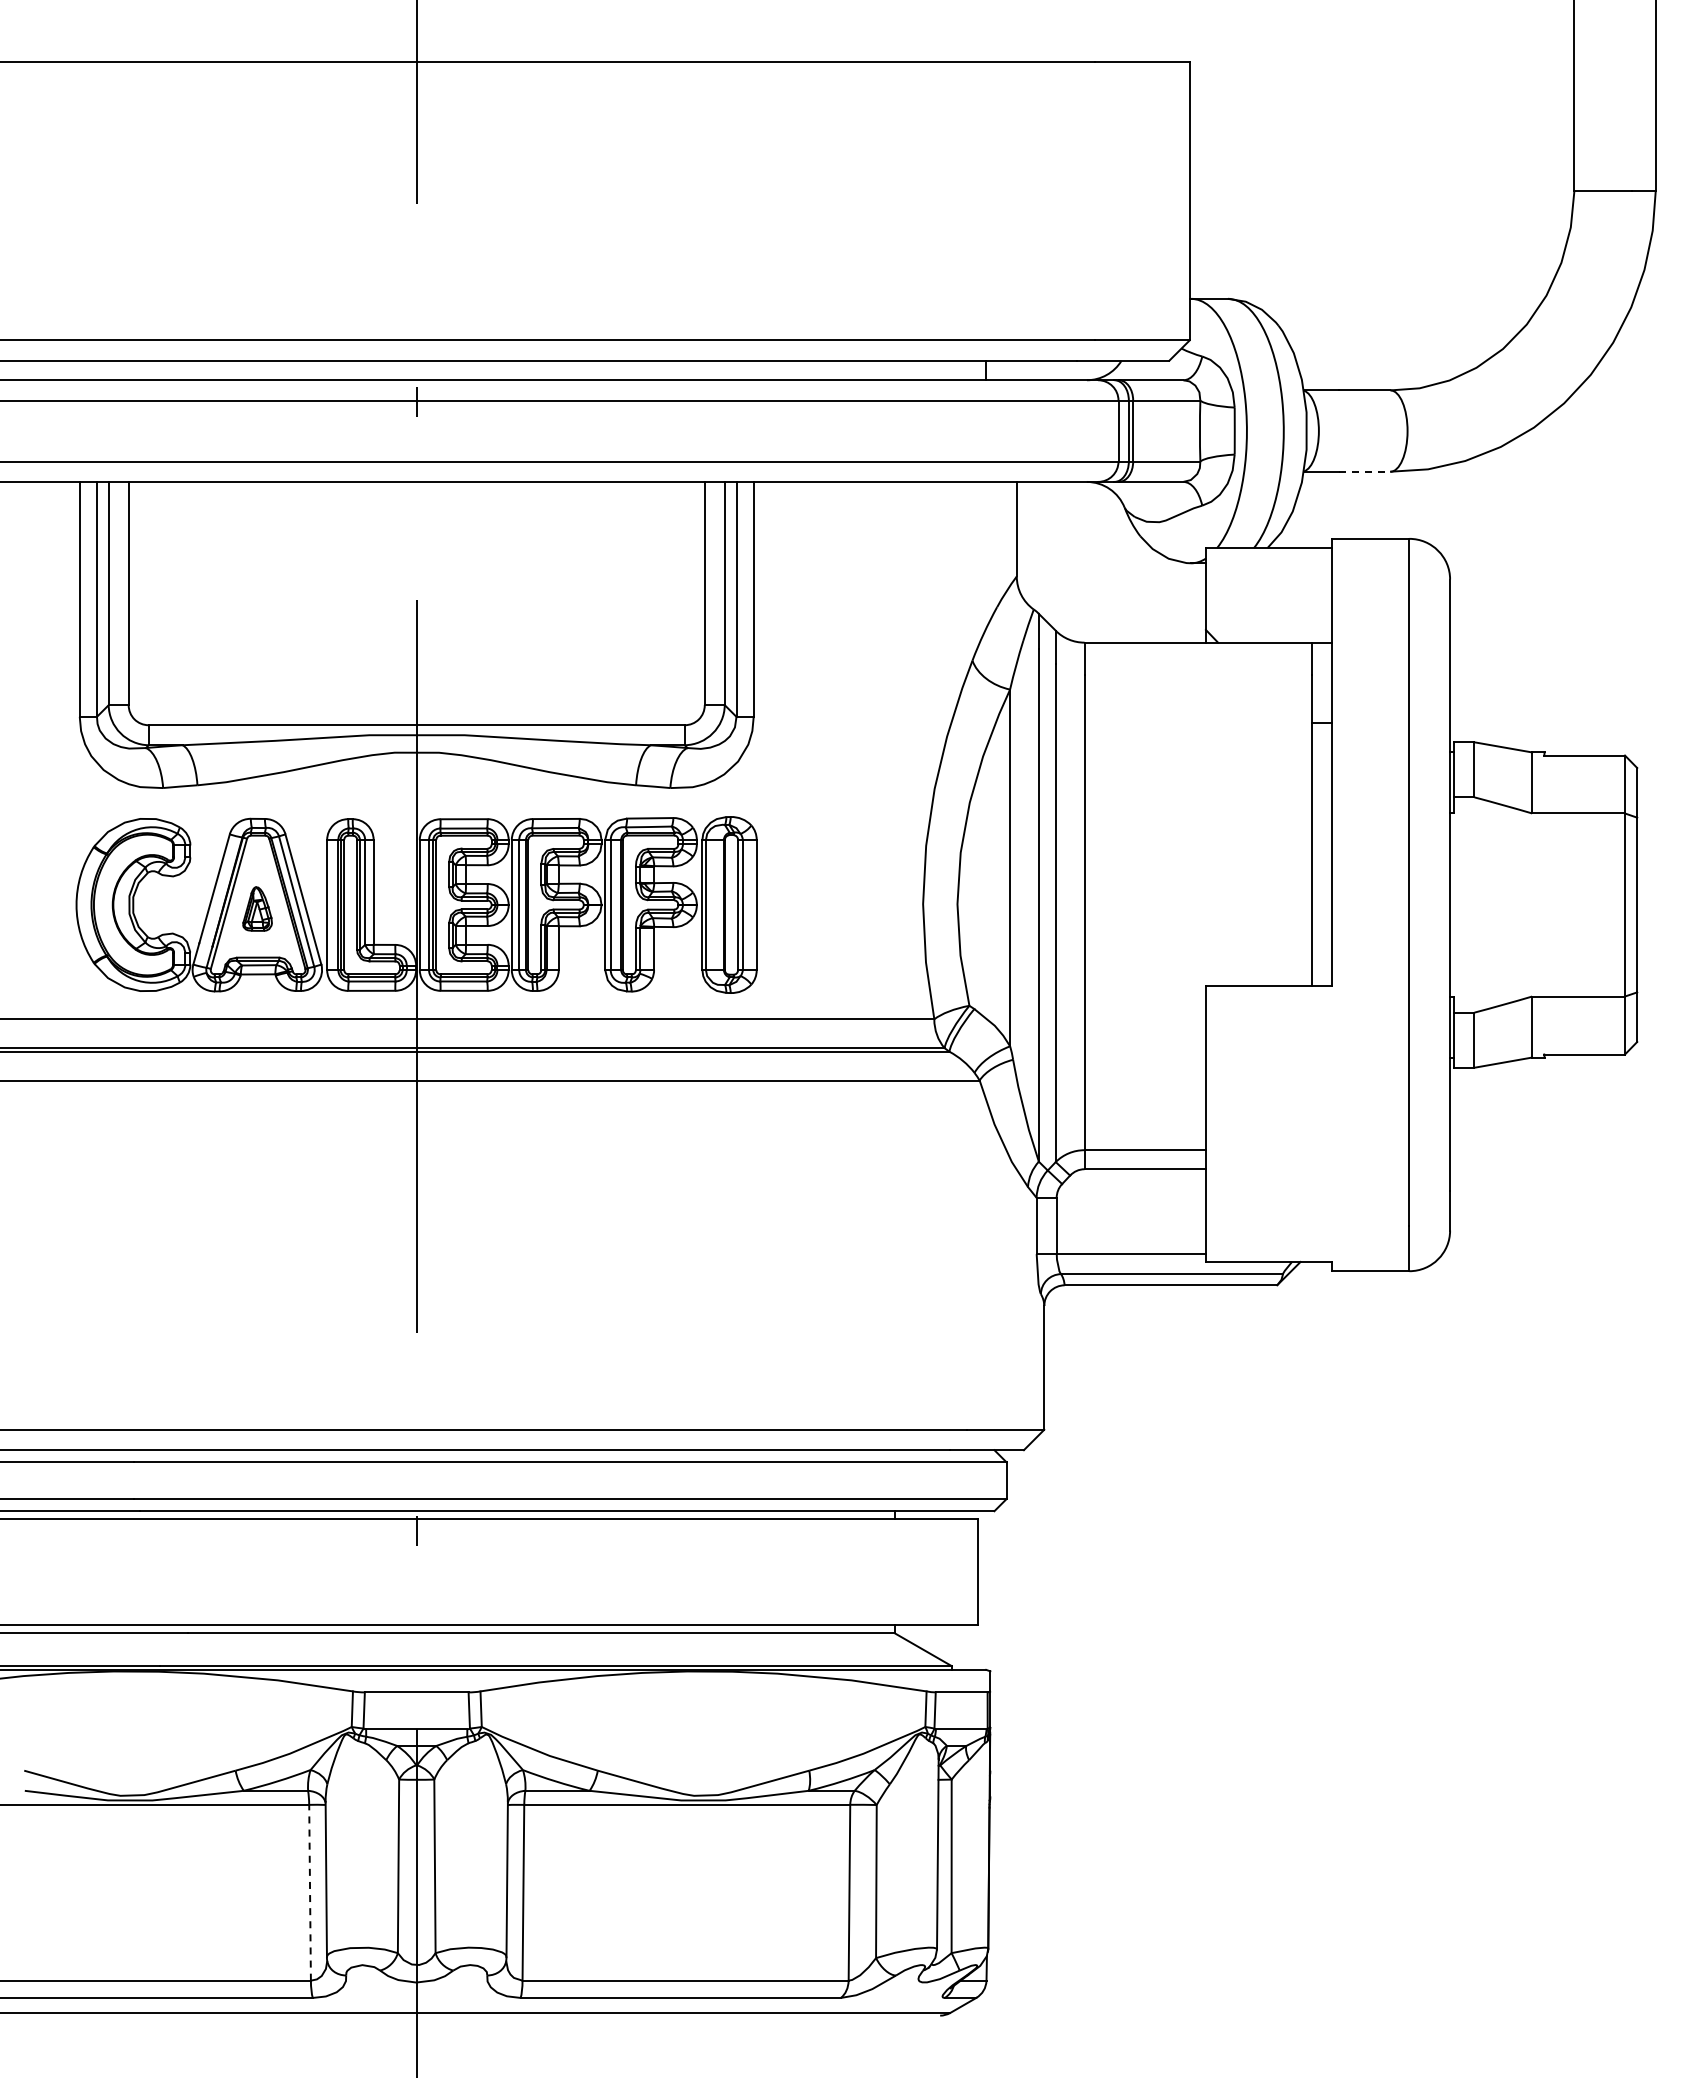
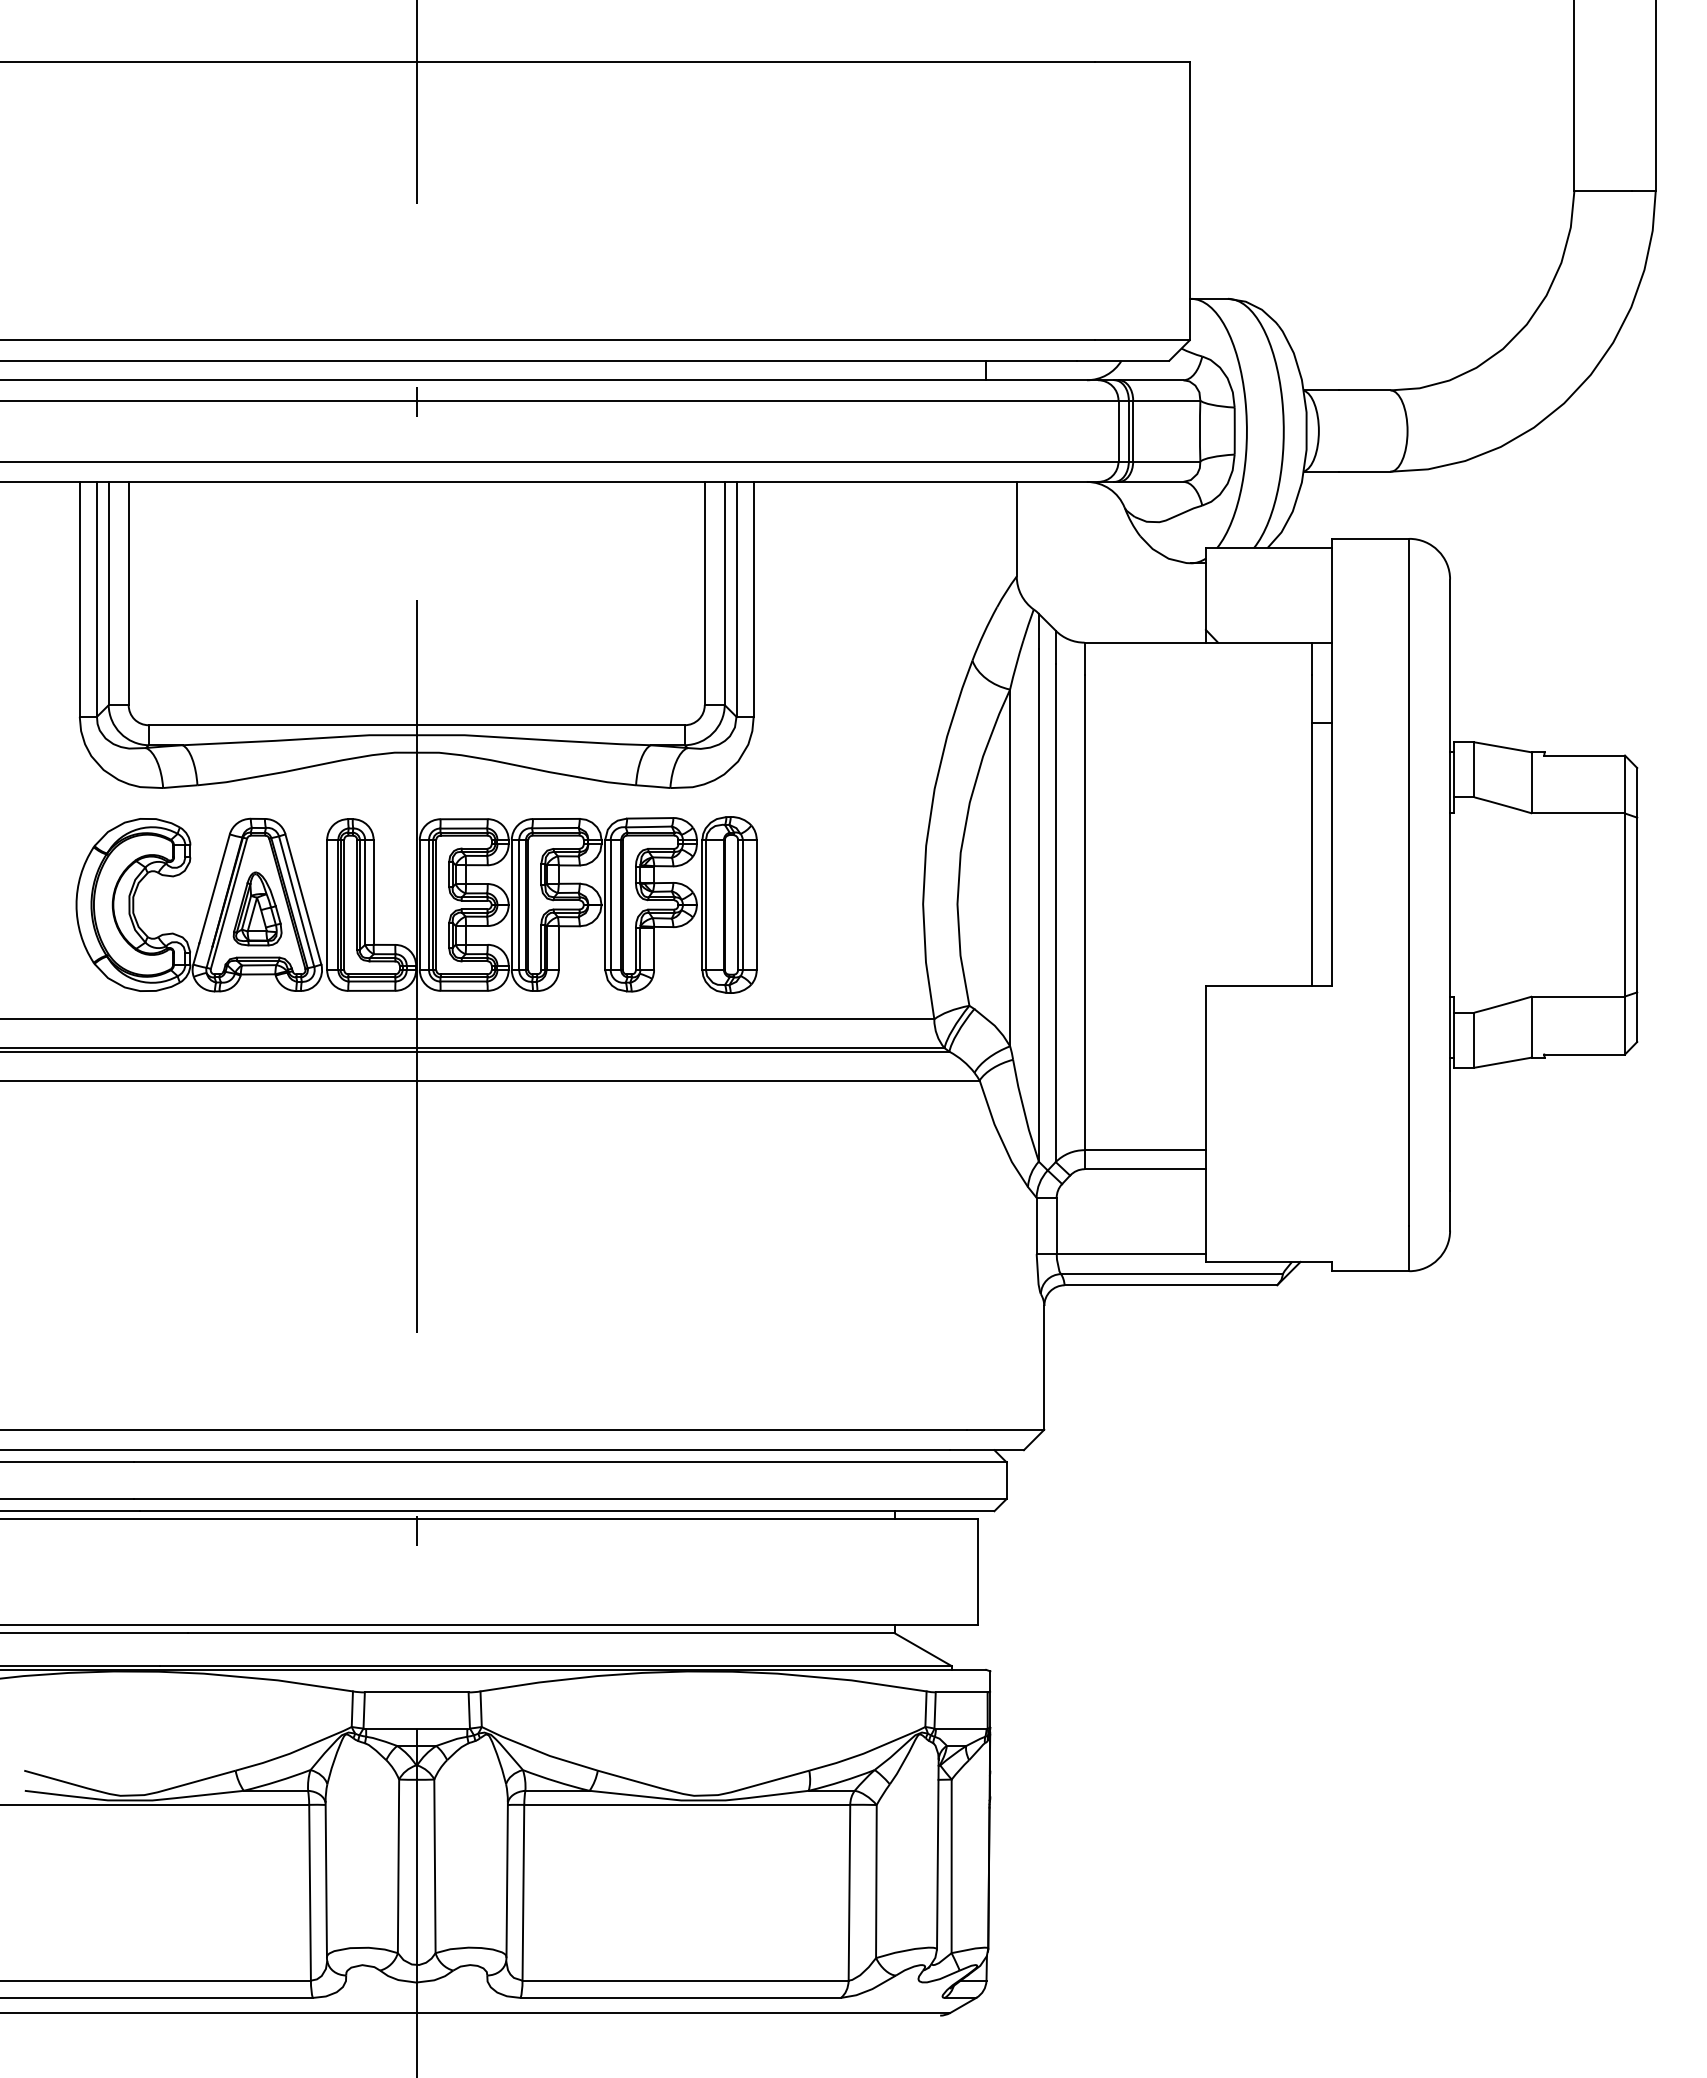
line: dashed -> solid (1364, 471)
part size: 31x46 px -> 51x76 px (257, 908)
line: dashed -> solid (310, 1892)
